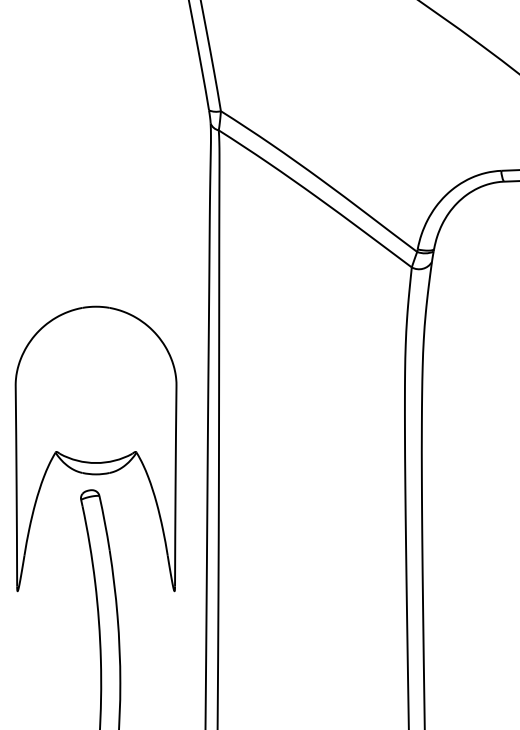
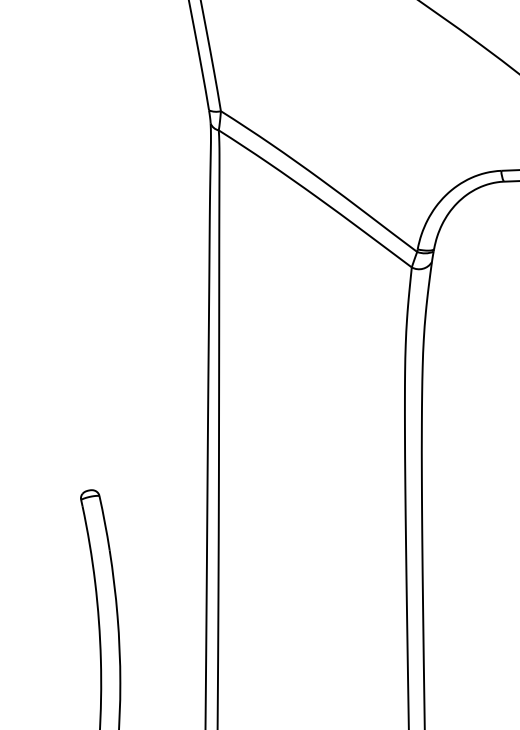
part: present -> none (95, 448)
